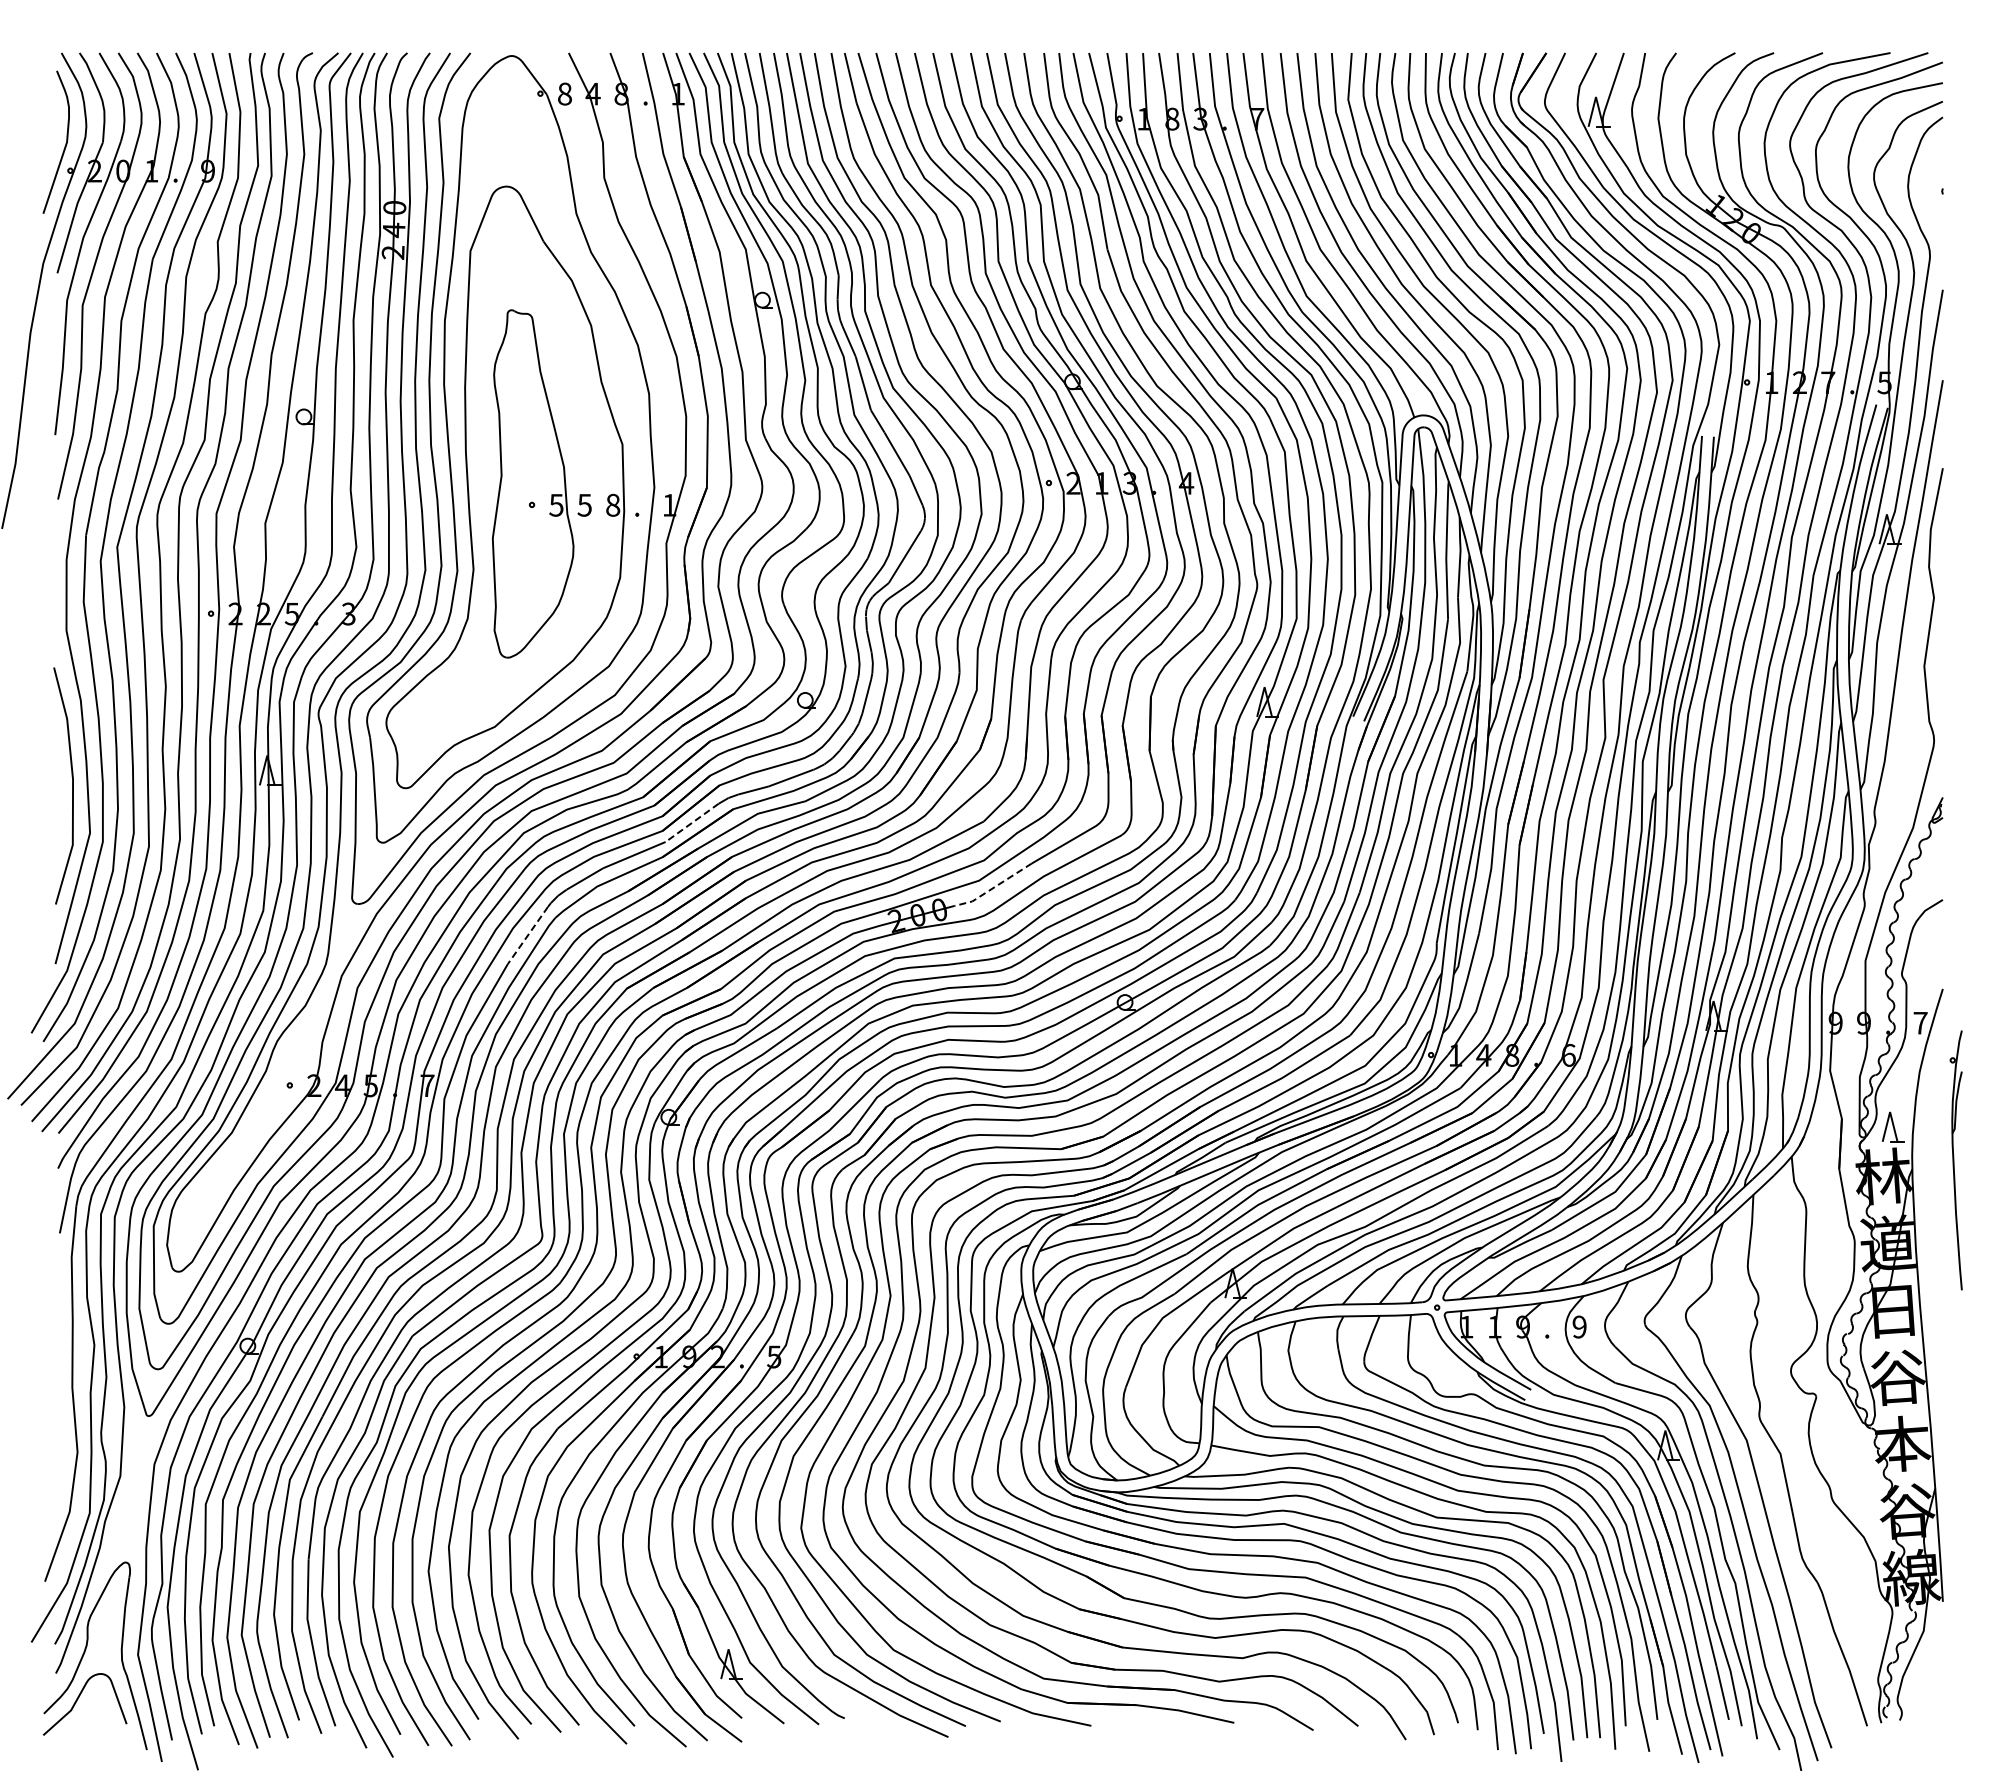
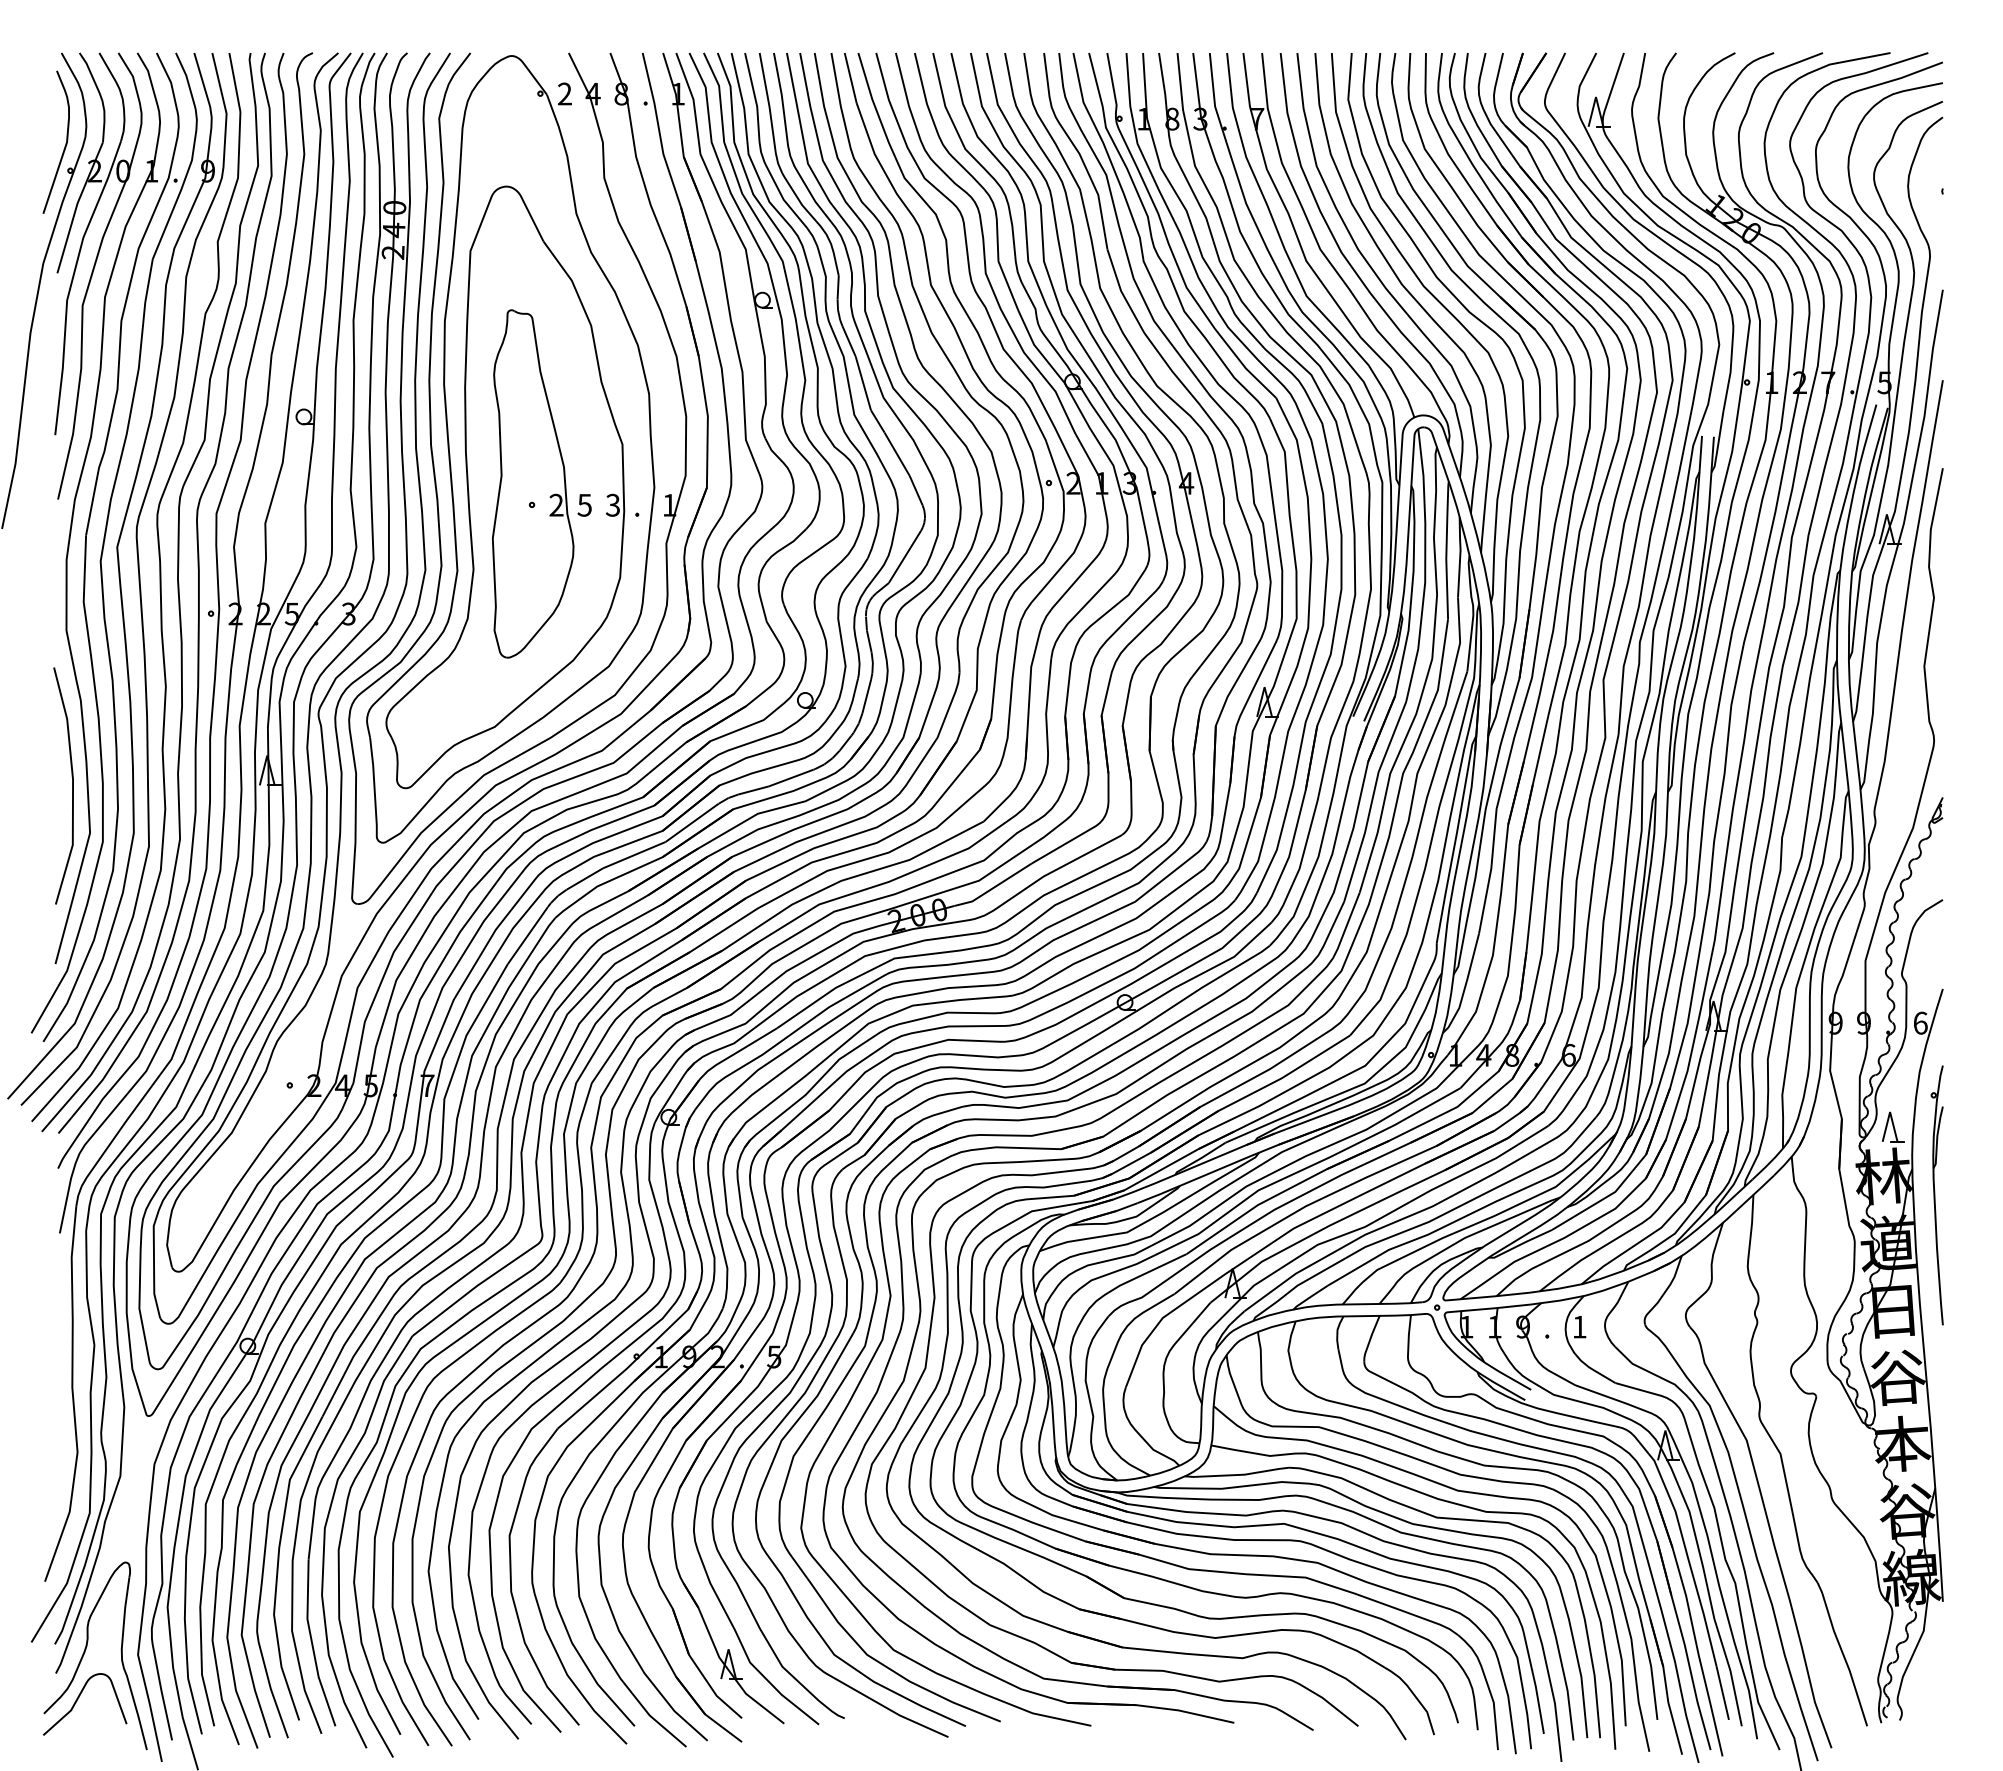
text: 8 -> 2 (564, 93)
text: 5 -> 2 (556, 504)
text: 8 -> 3 (612, 504)
line: dashed -> solid (692, 822)
line: dashed -> solid (993, 888)
line: dashed -> solid (527, 935)
text: 7 -> 6 (1920, 1022)
part position: (1955, 1160) -> (1936, 1195) (1936, 1195)
text: 9 -> 1 (1579, 1326)
